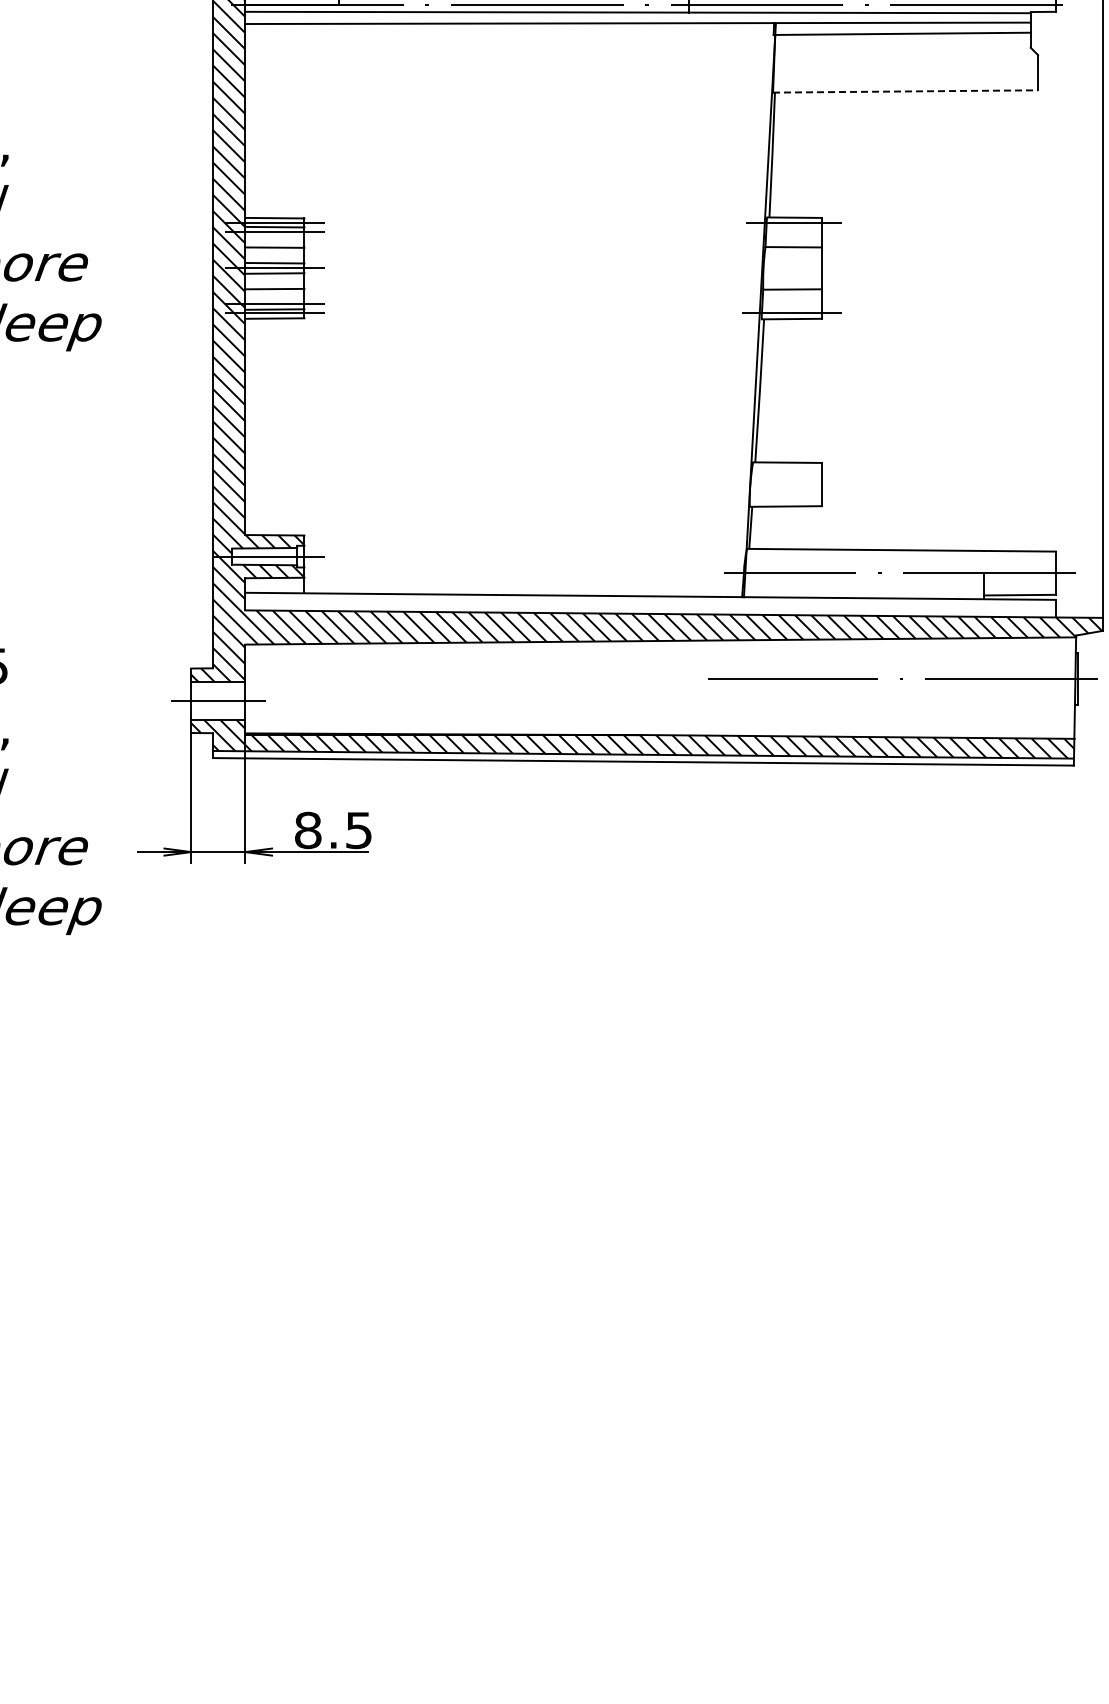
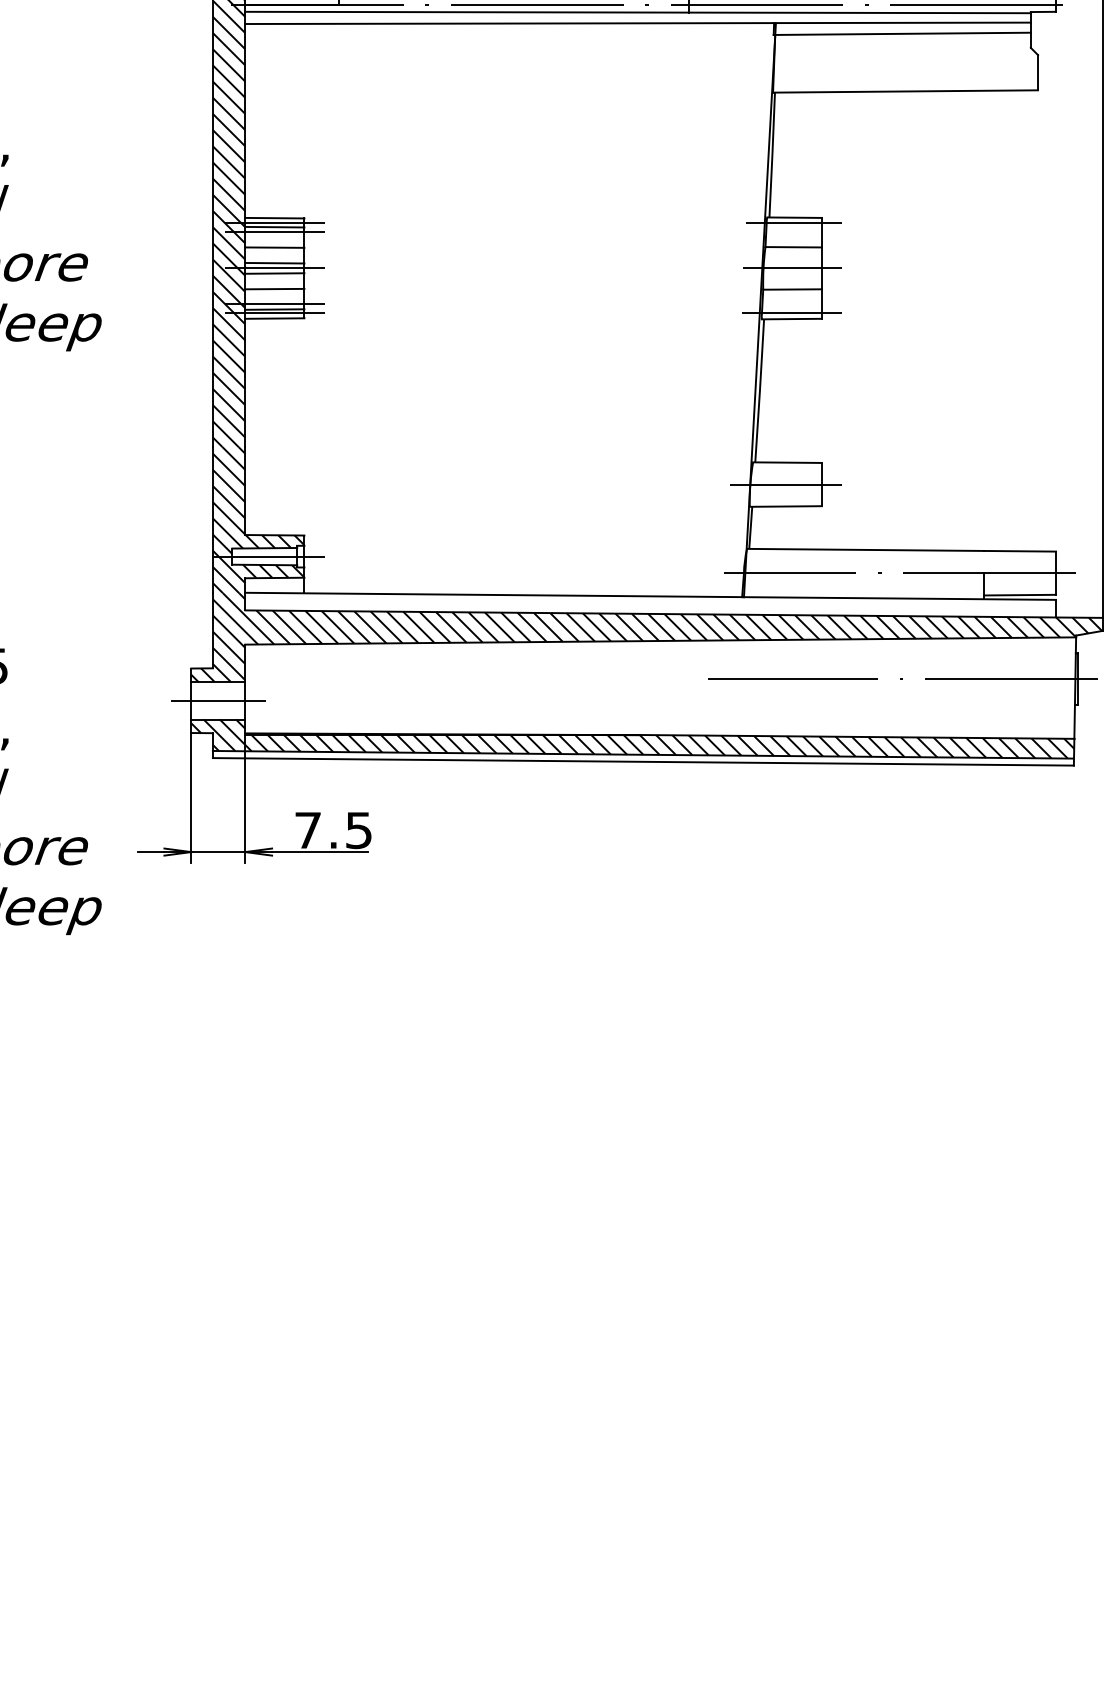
line: dashed -> solid (905, 91)
line: none -> present (792, 268)
line: none -> present (785, 484)
text: 8.5 -> 7.5 (308, 830)
